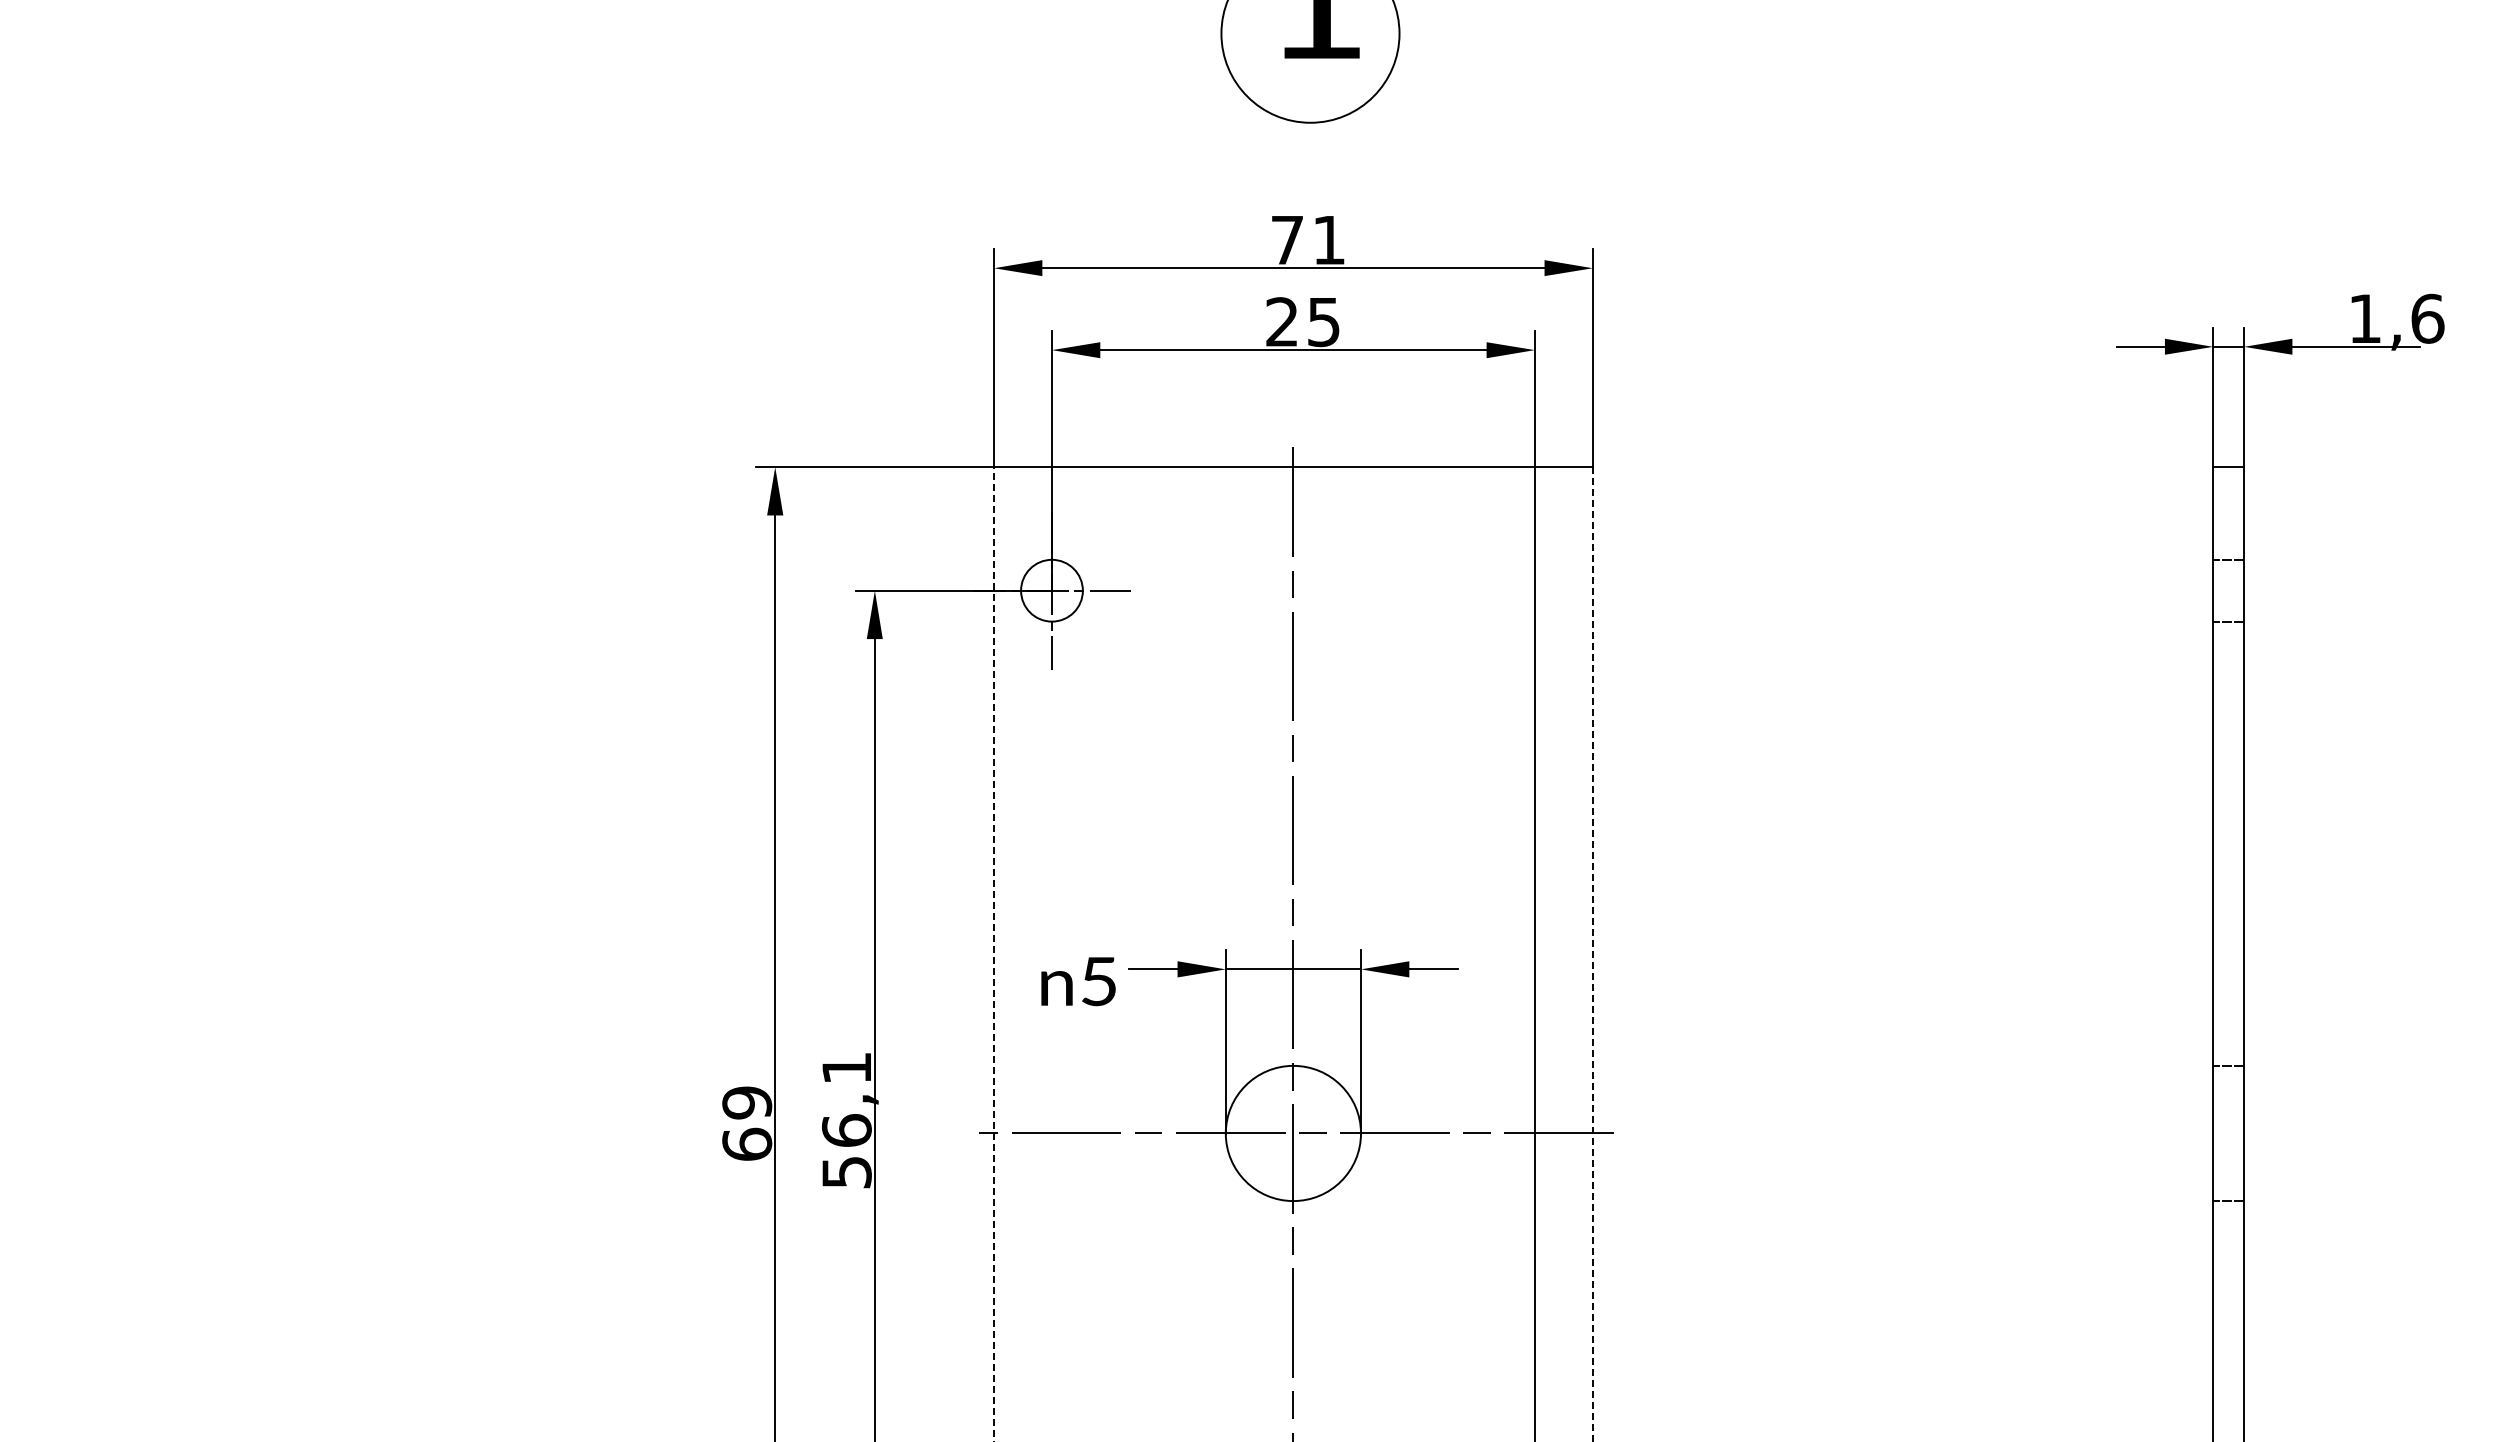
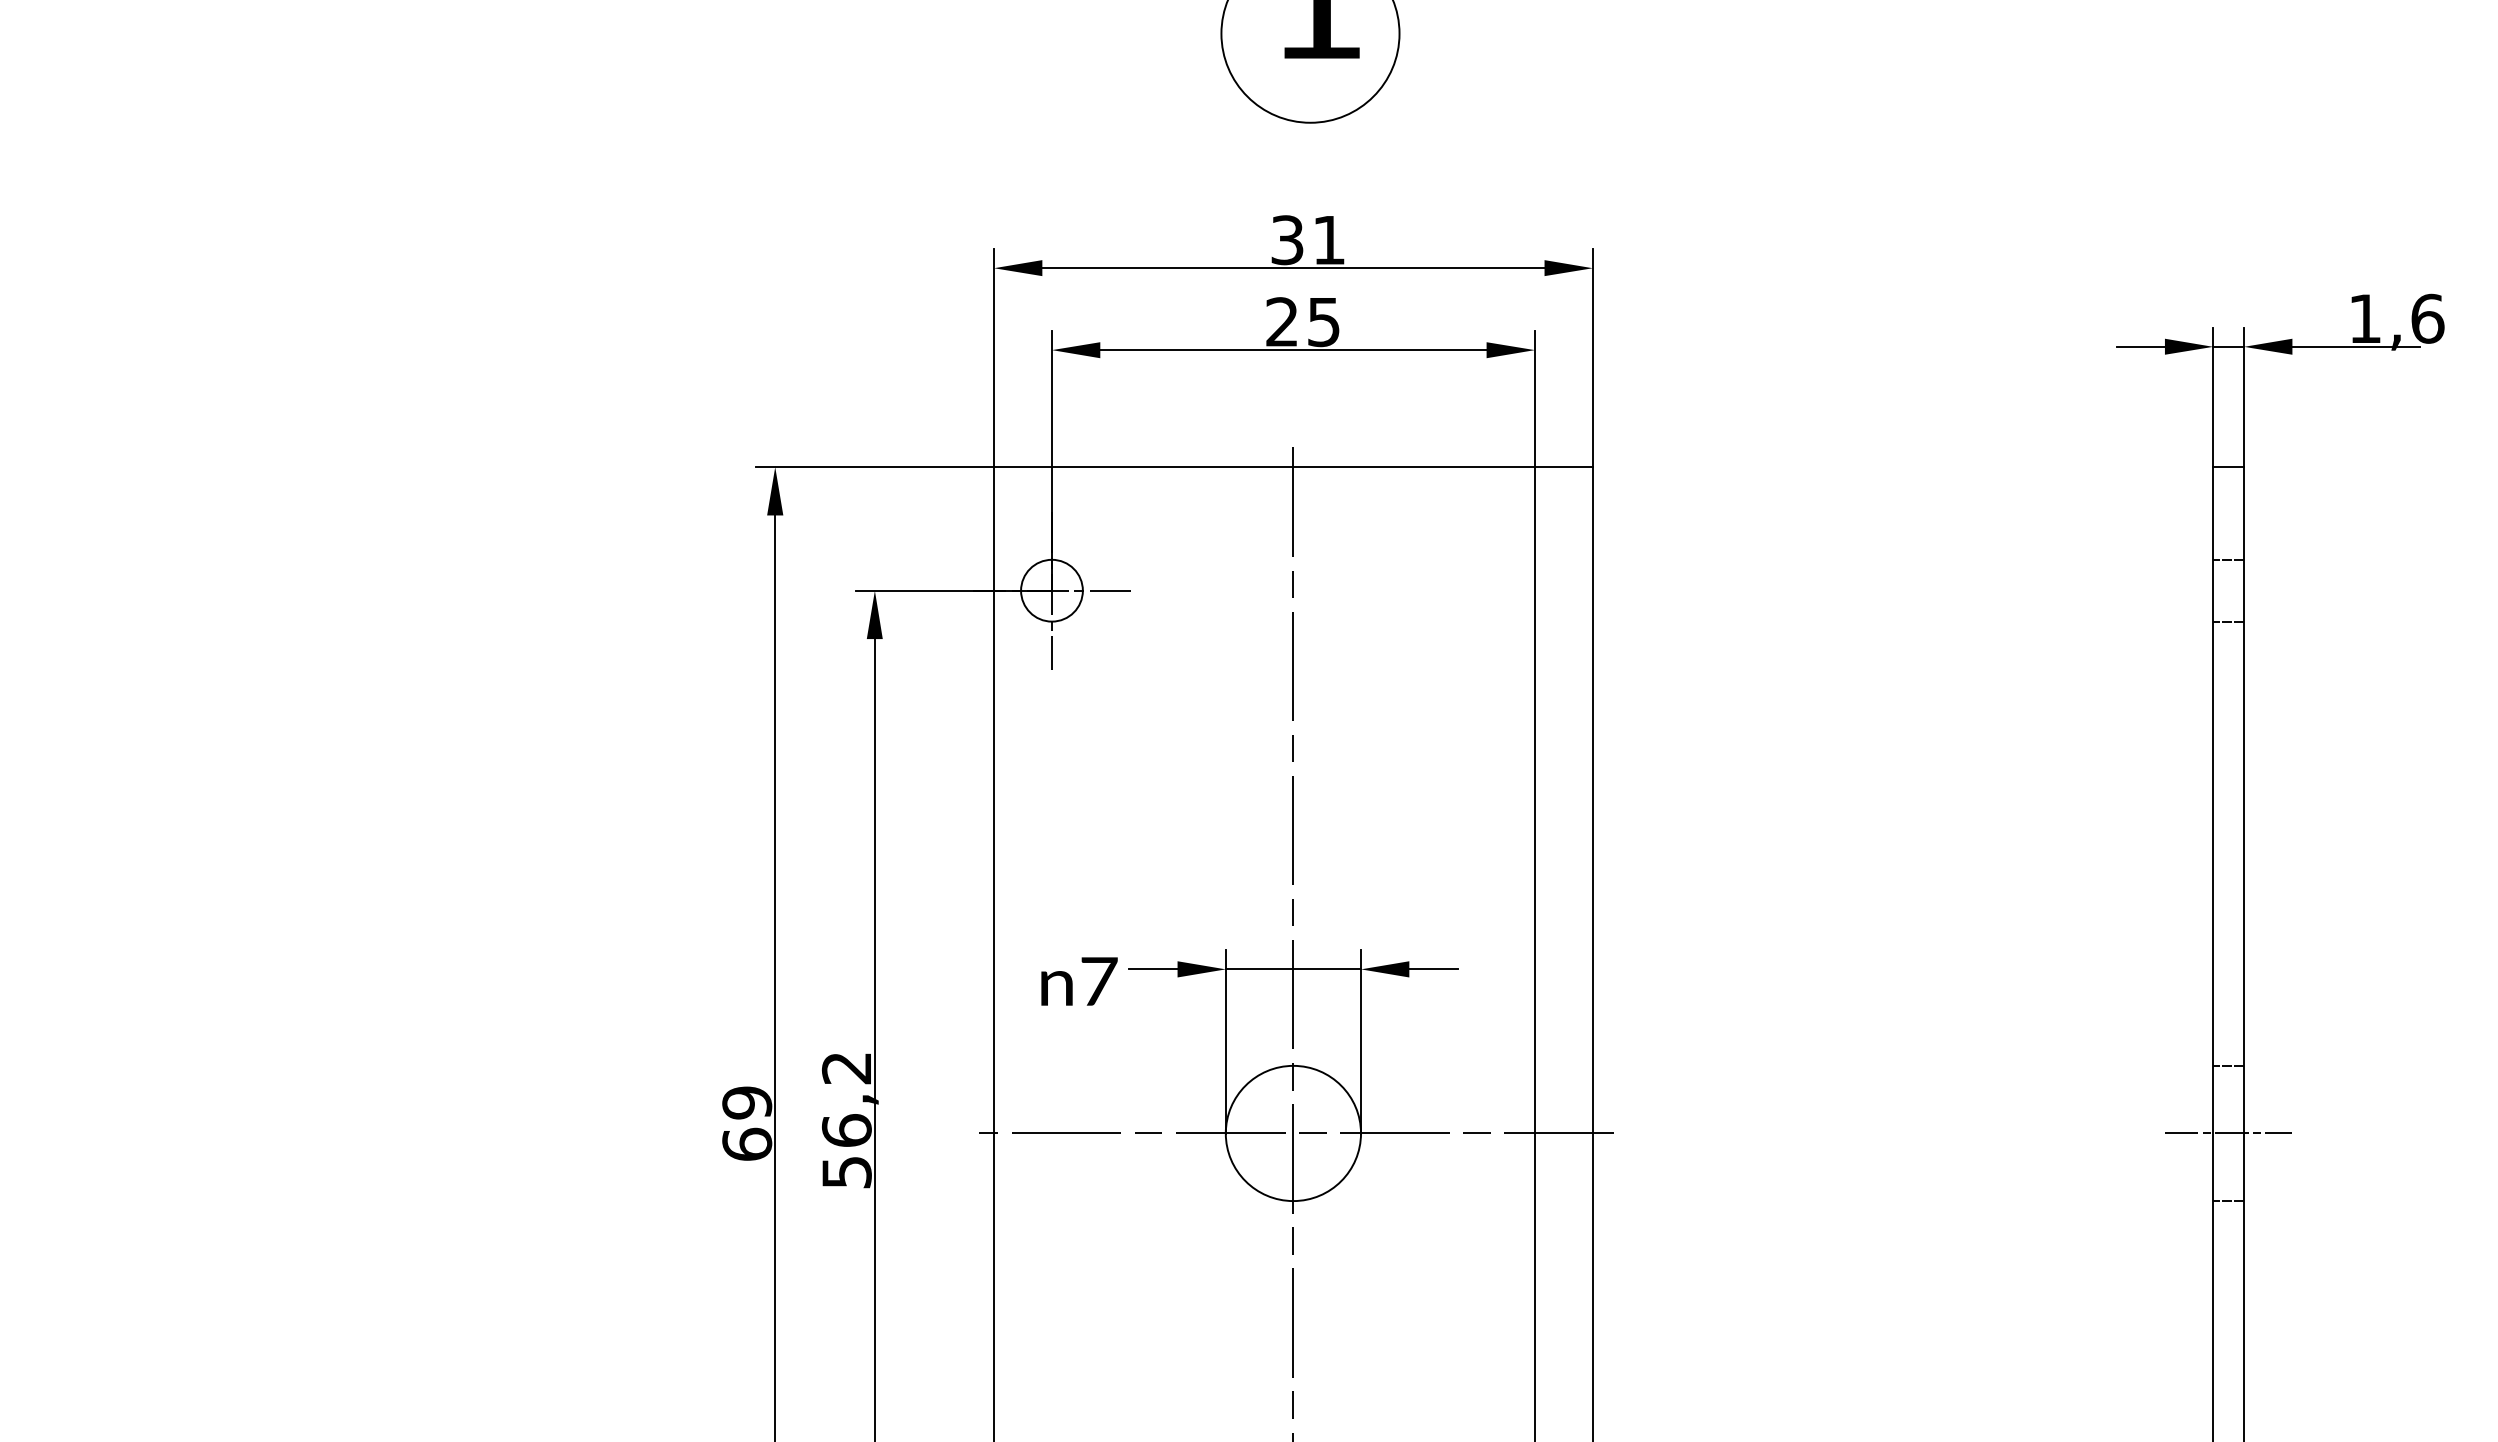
text: 71 -> 31 (1287, 240)
line: dashed -> solid (994, 954)
line: dashed -> solid (1592, 955)
text: 5 -> 7 (1099, 981)
text: 56,1 -> 56,2 (845, 1068)
line: none -> present (2228, 1133)
